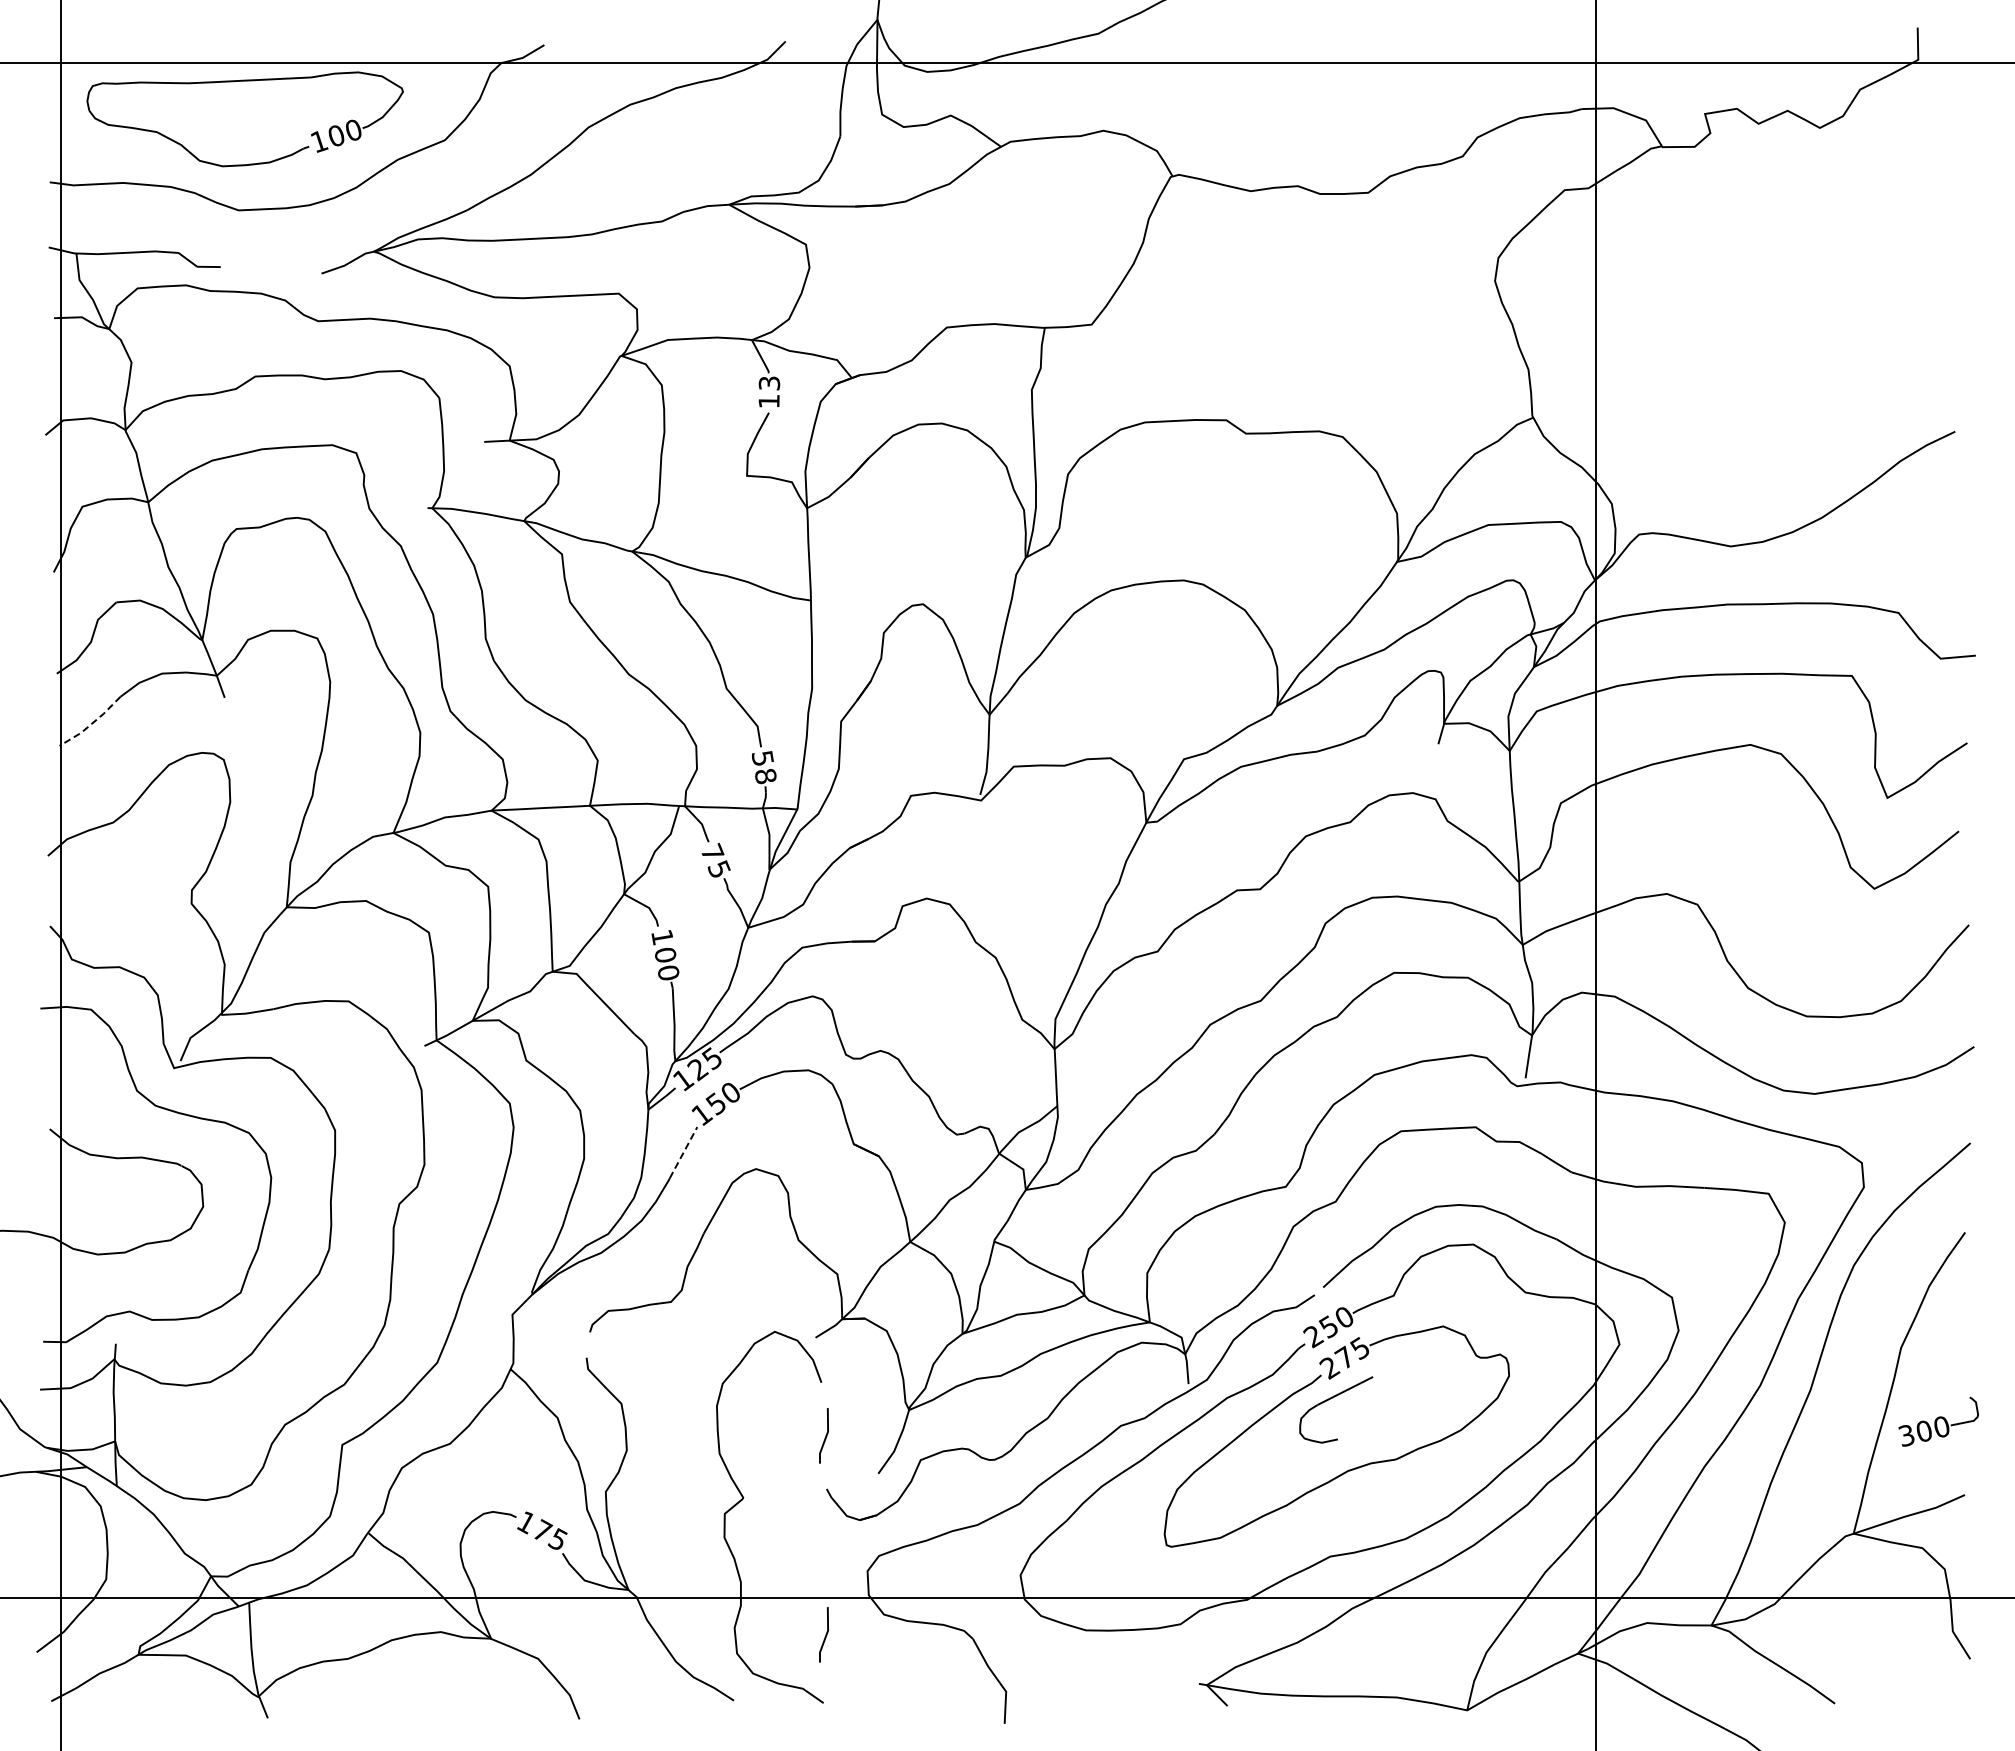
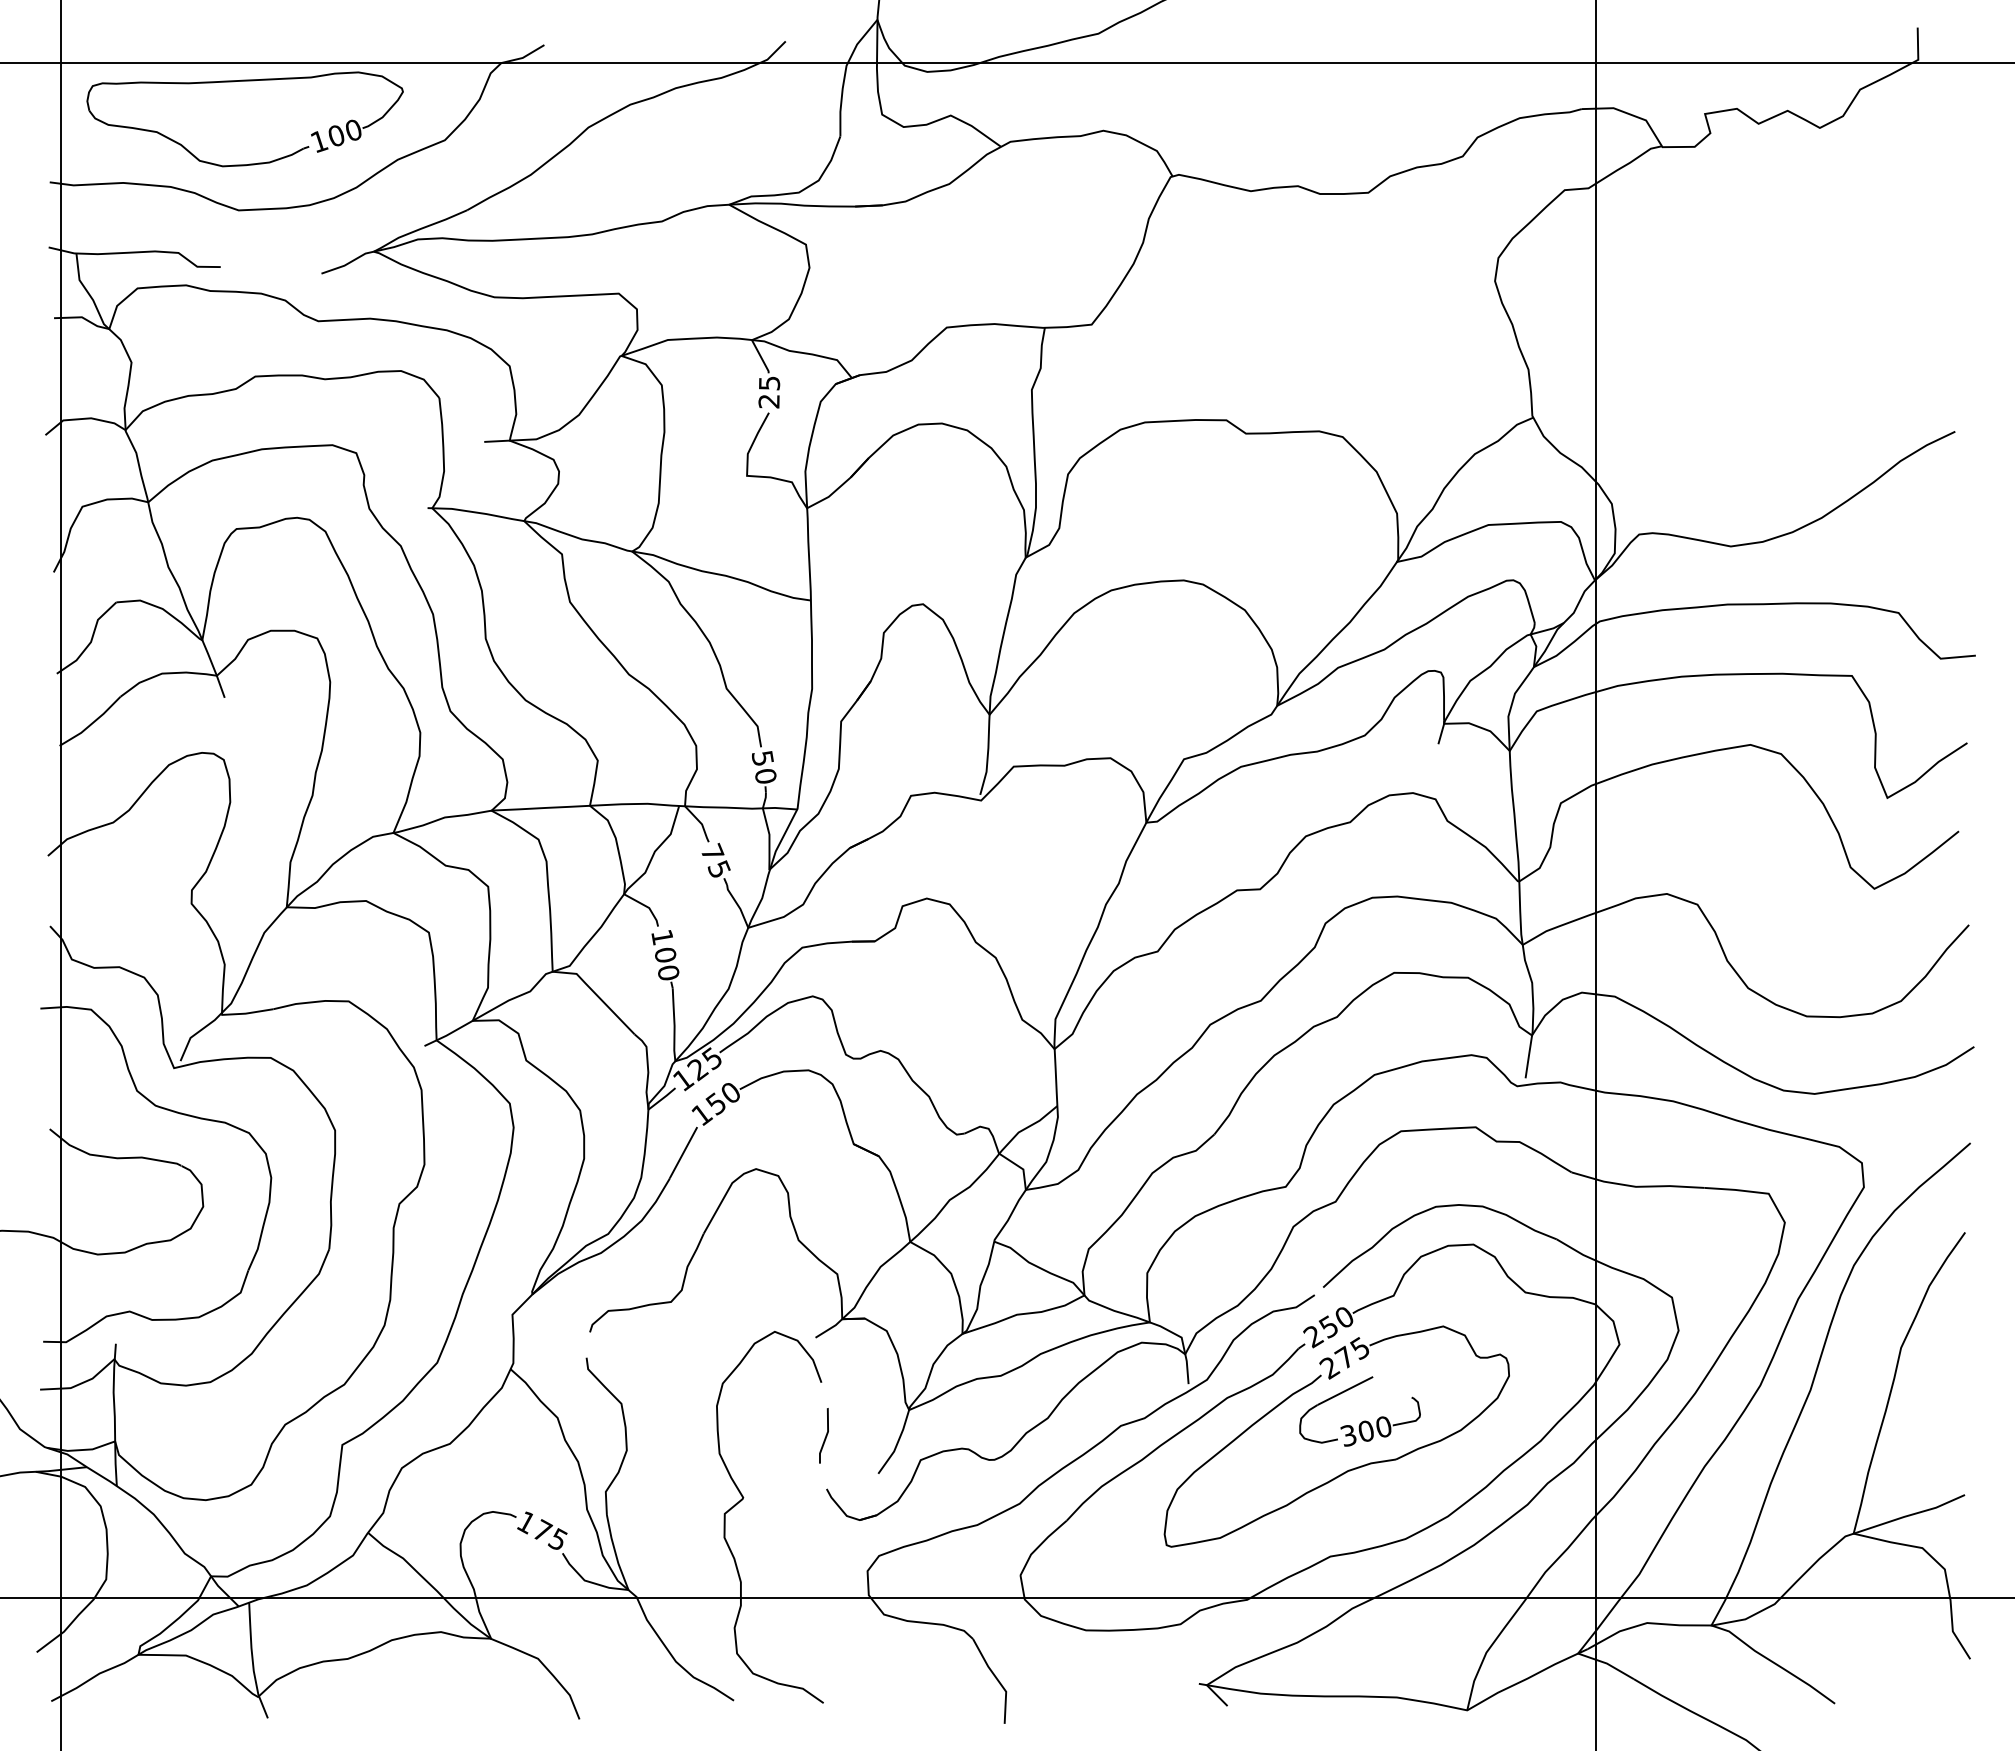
text: 13 -> 25 (768, 392)
line: dashed -> solid (91, 723)
text: 58 -> 50 (765, 776)
line: dashed -> solid (683, 1152)
part position: (1938, 1421) -> (1380, 1421) (1380, 1421)
line: present -> none (825, 1634)
